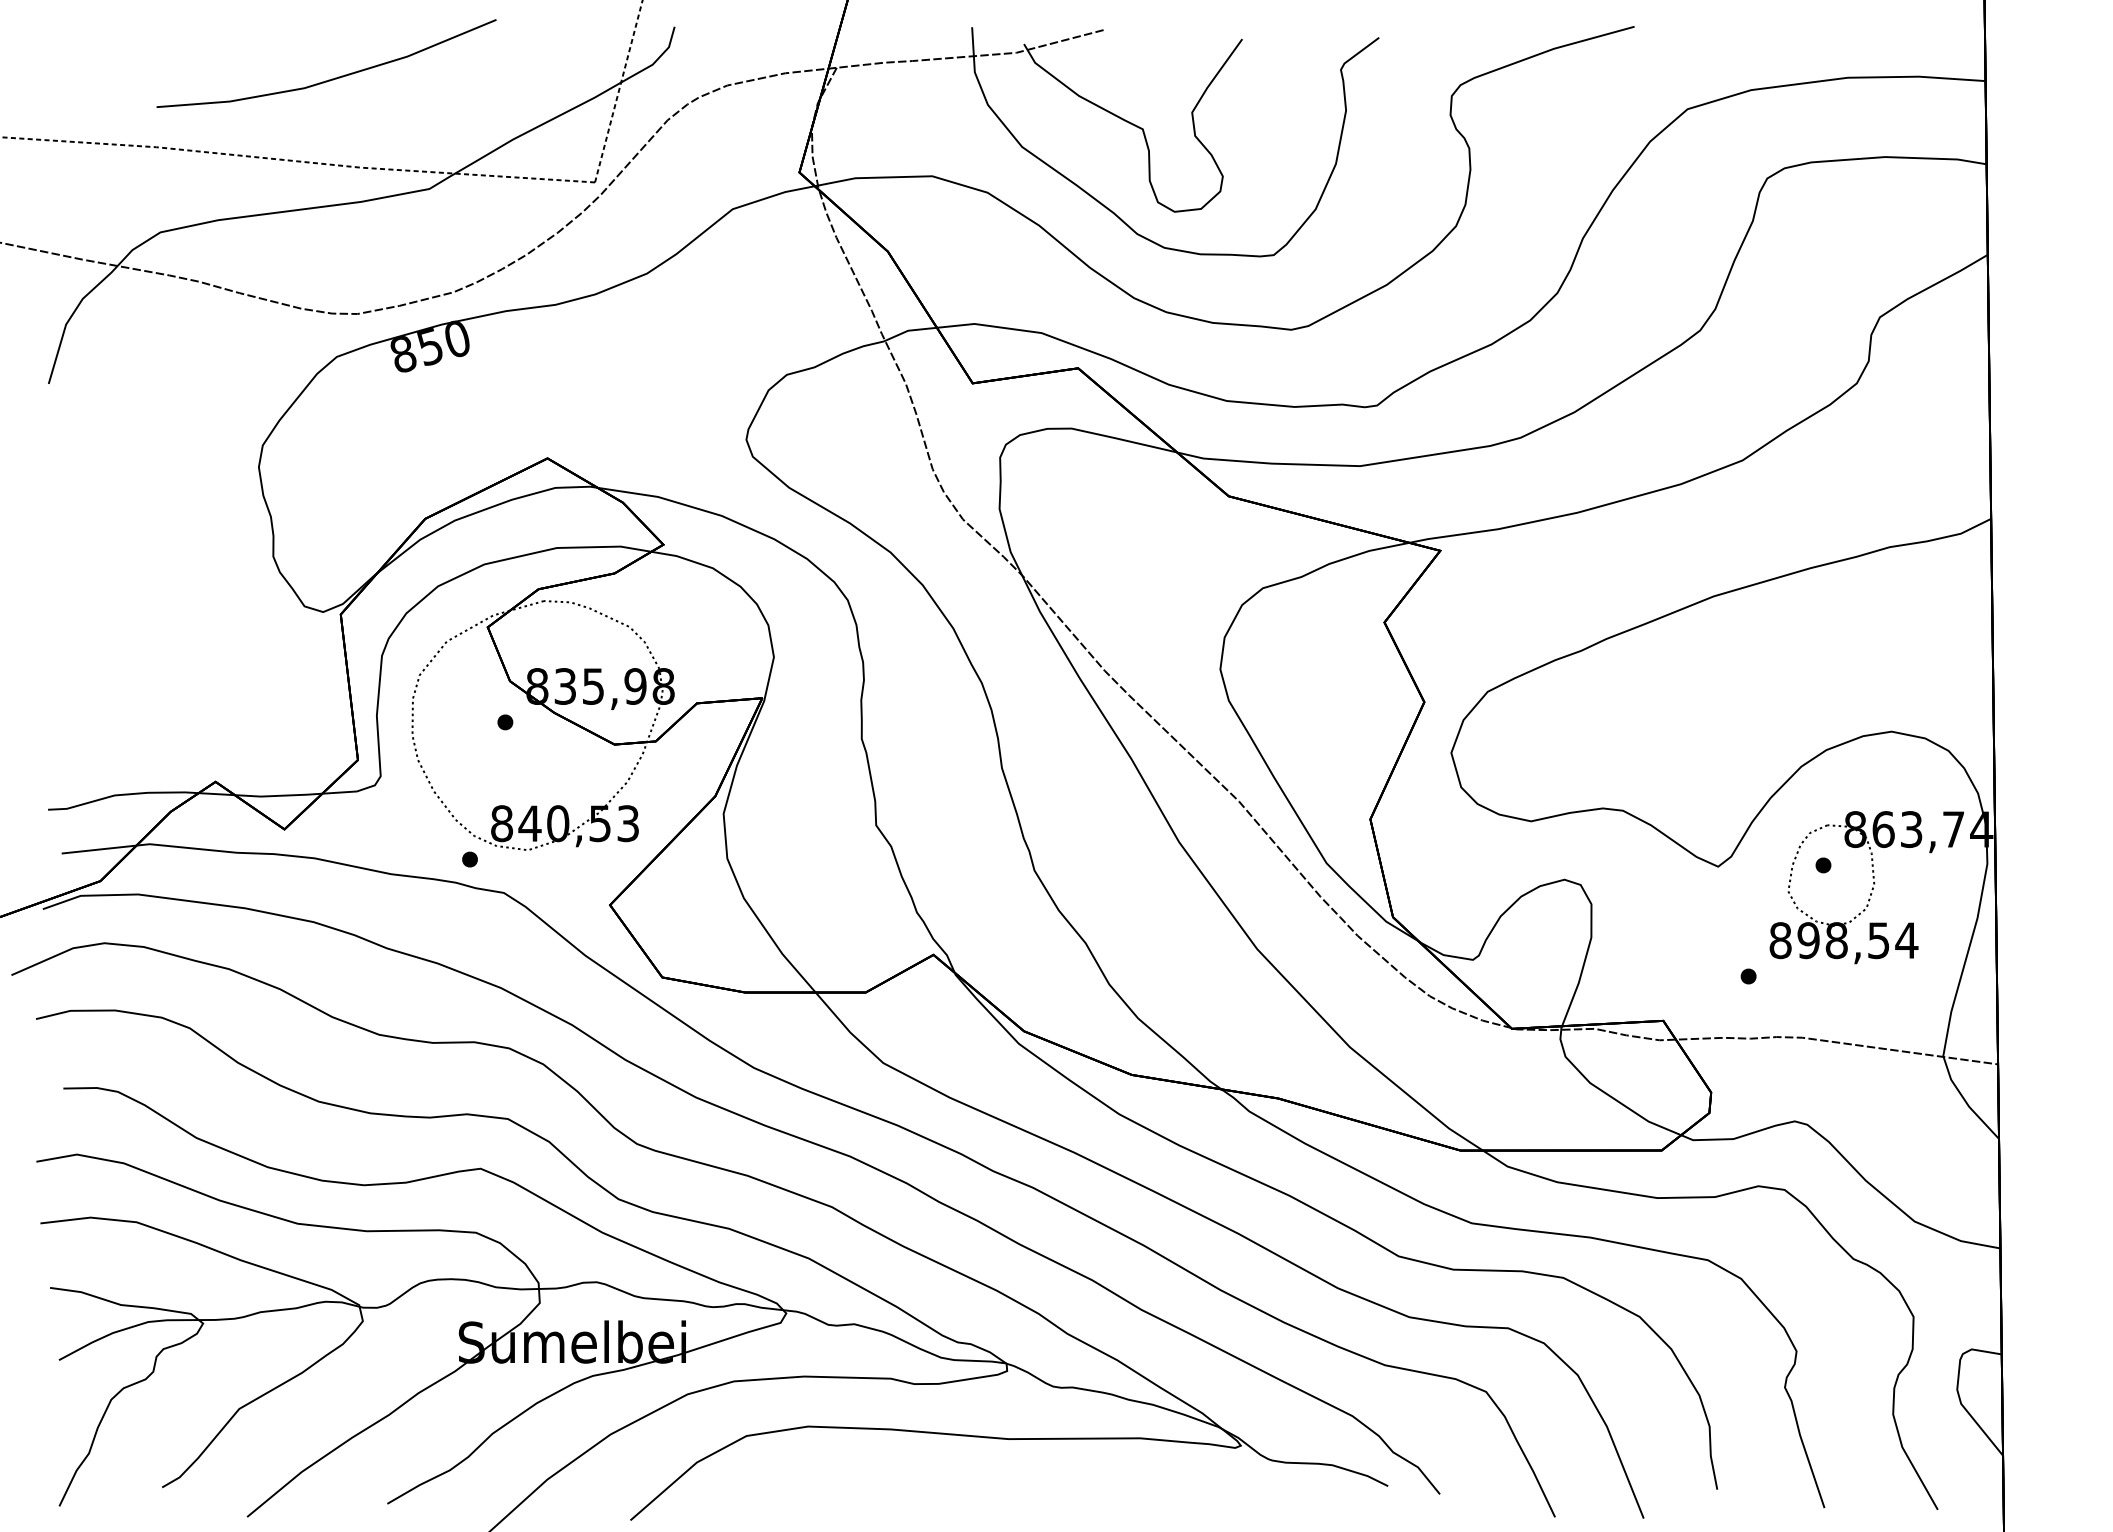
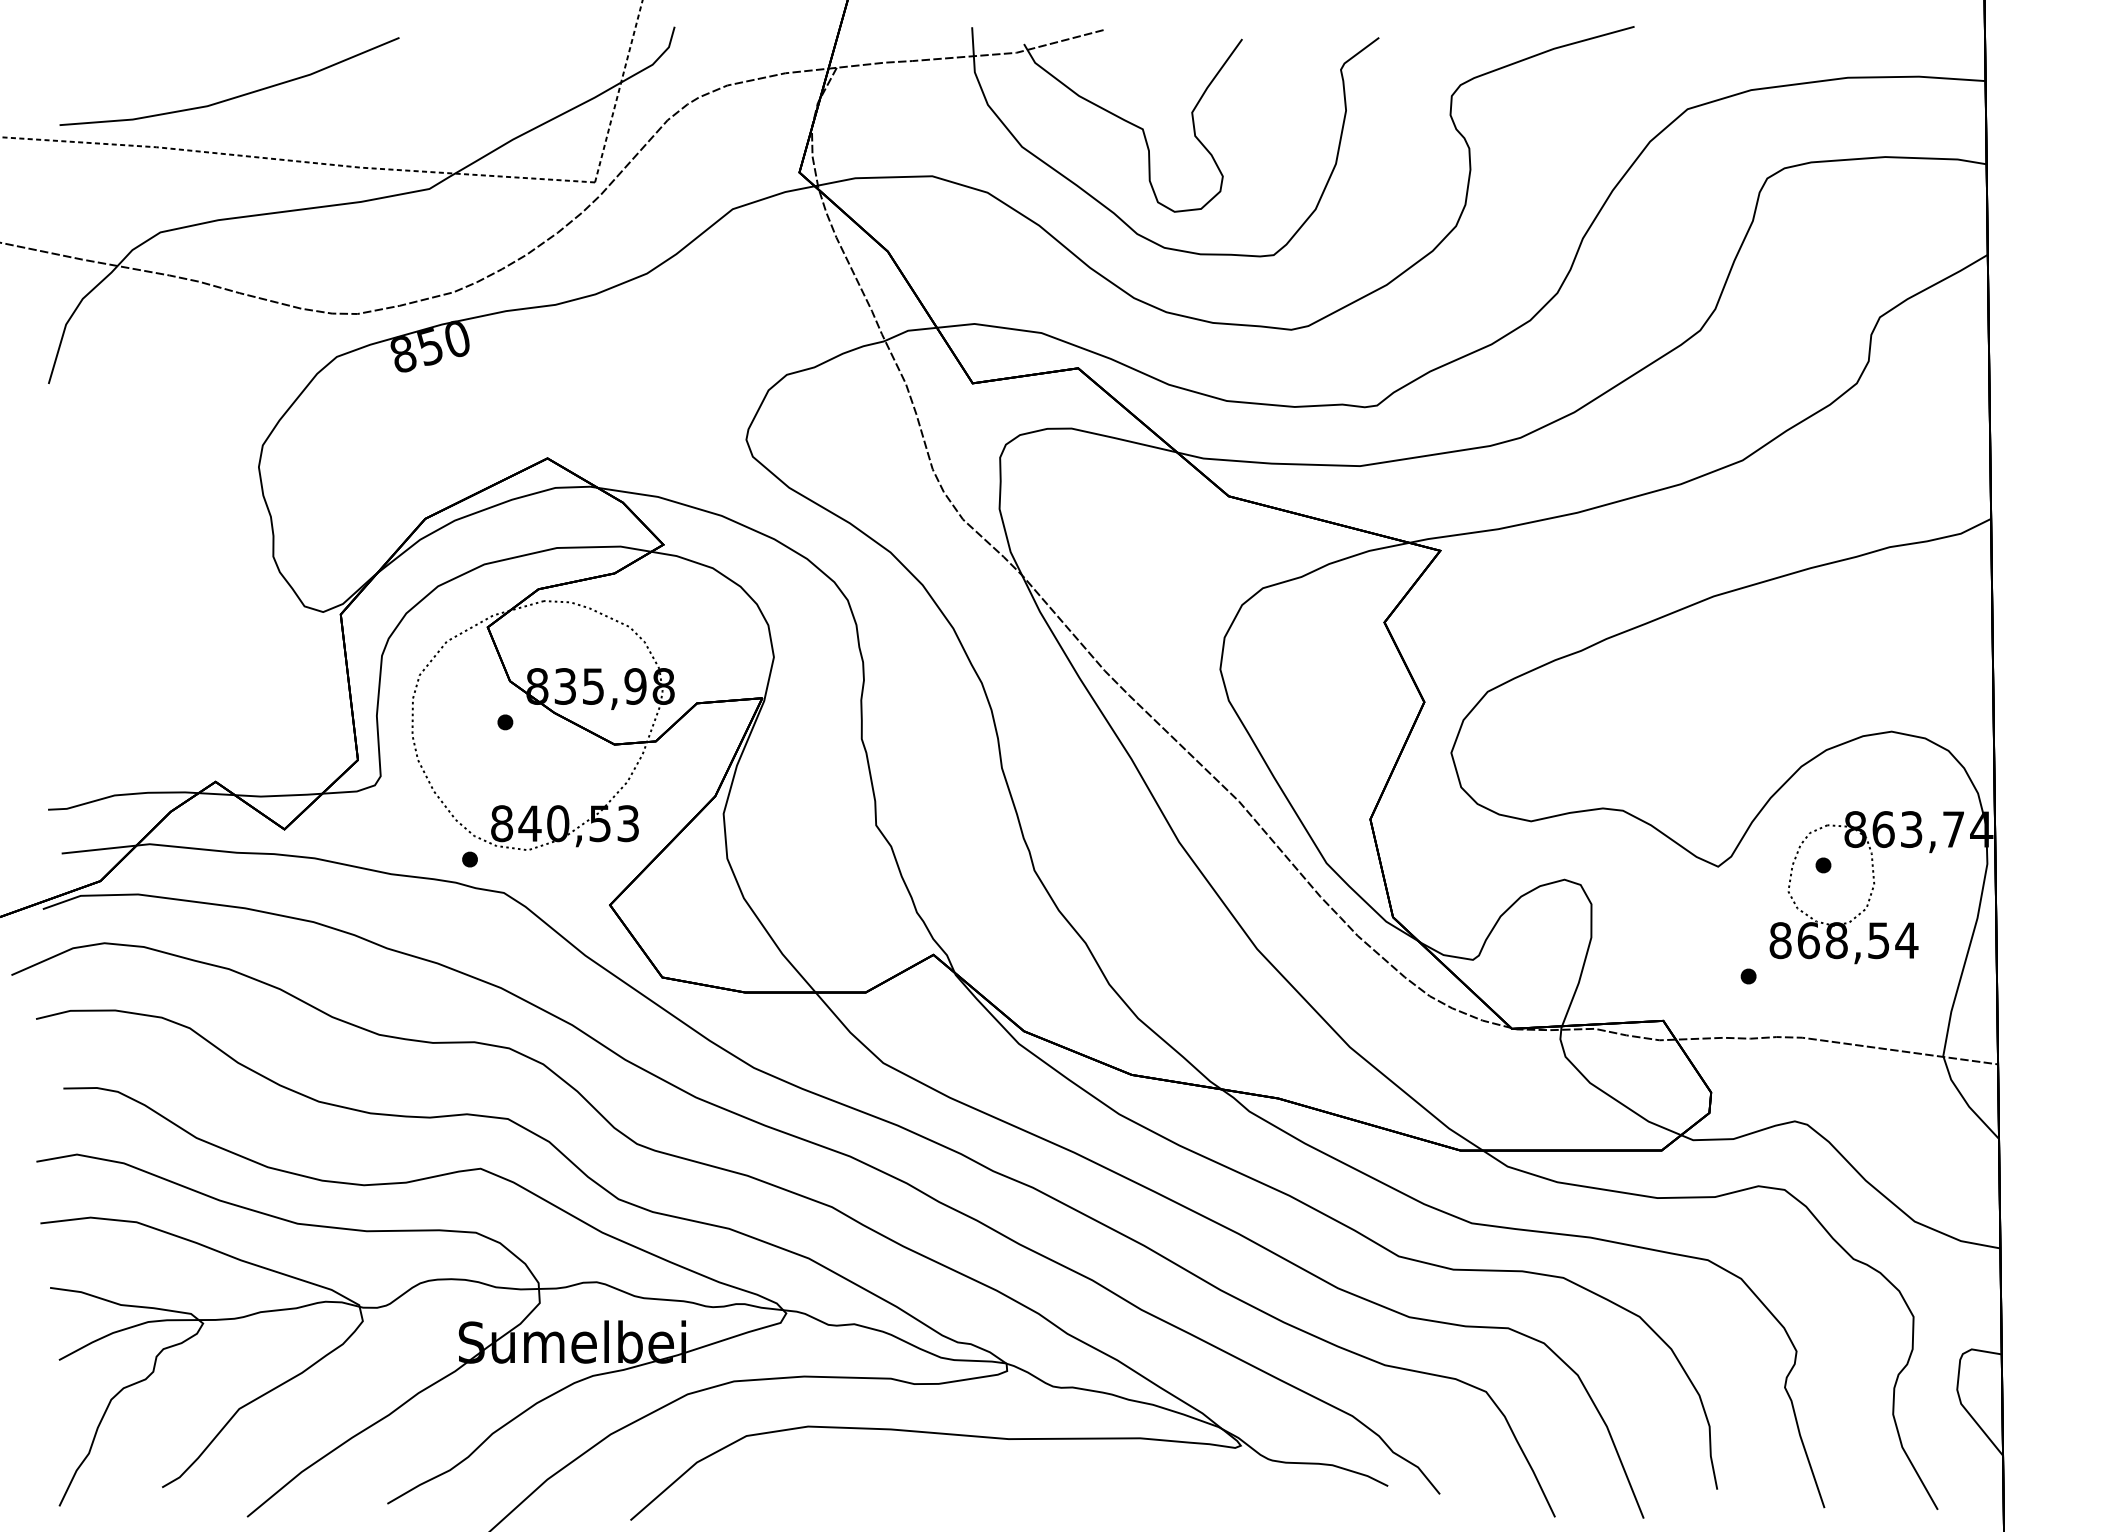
line position: (328, 79) -> (231, 97) (231, 97)
text: 898,54 -> 868,54 (1808, 940)
